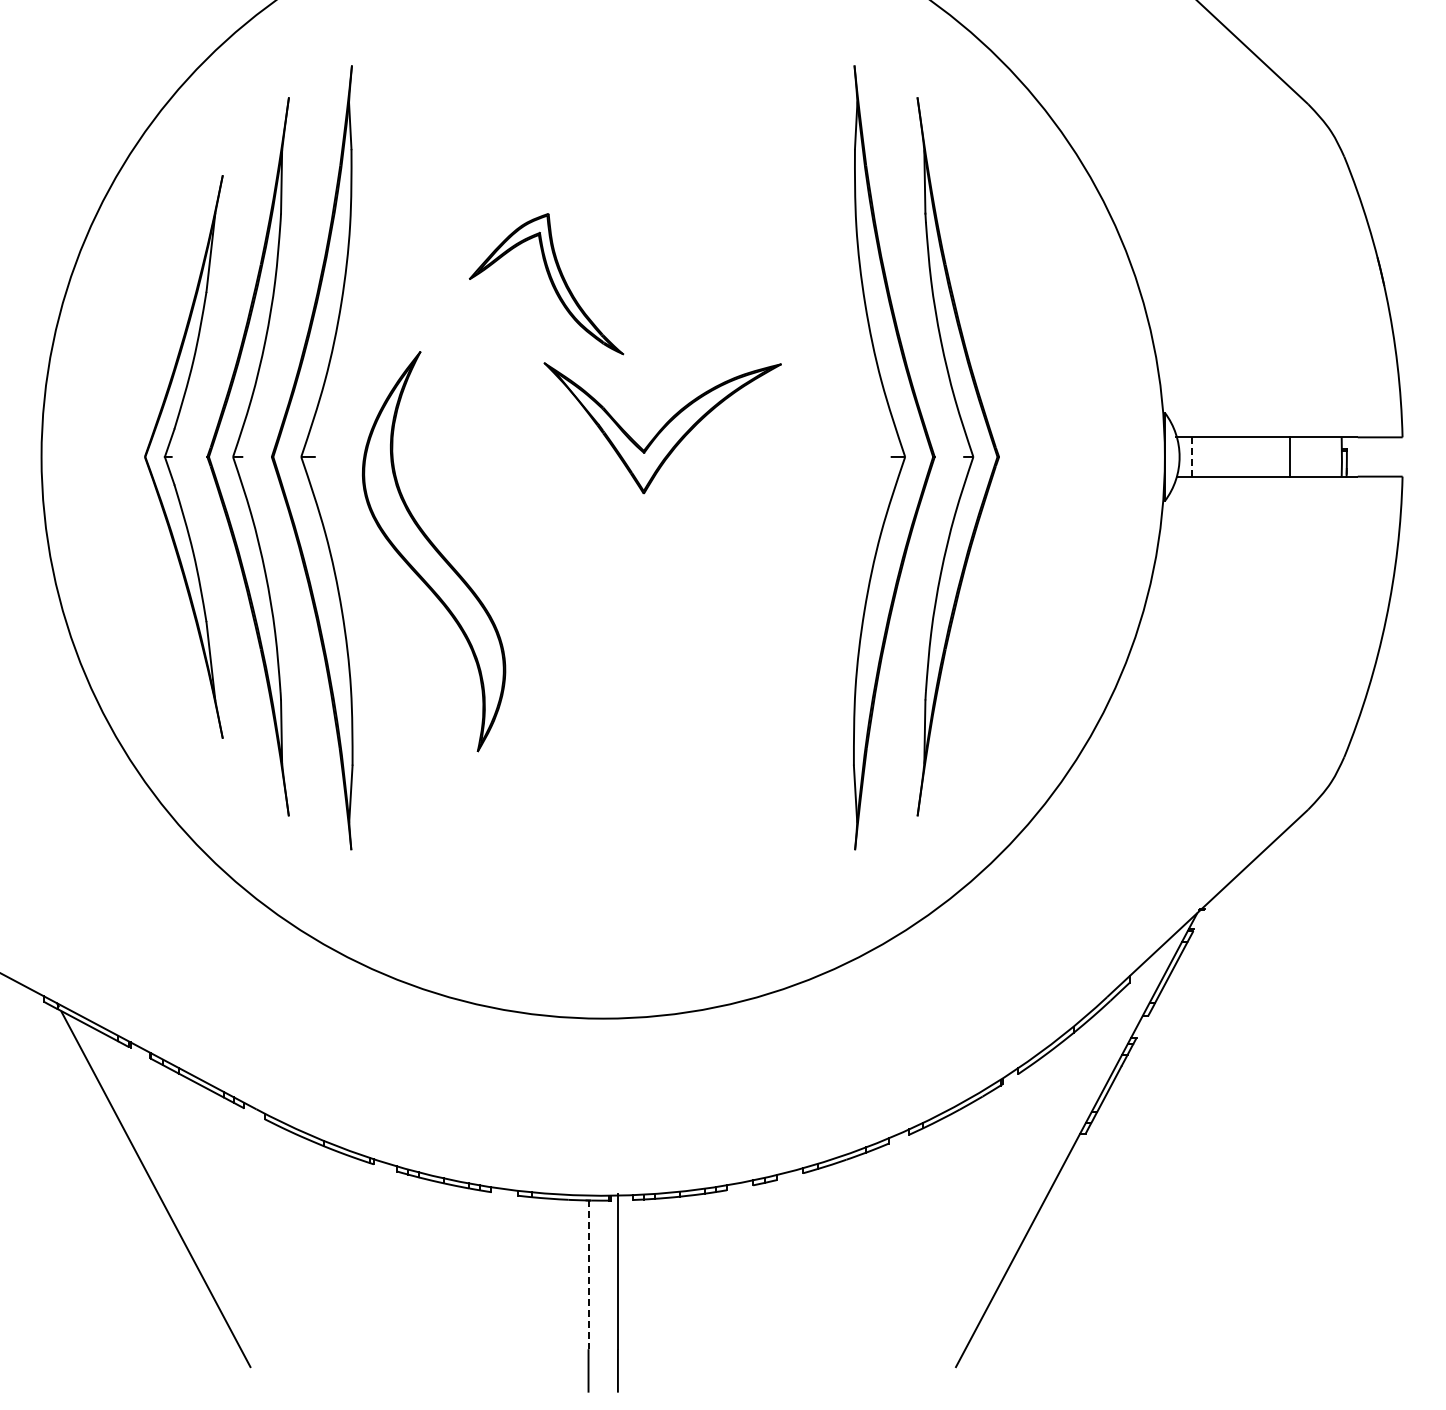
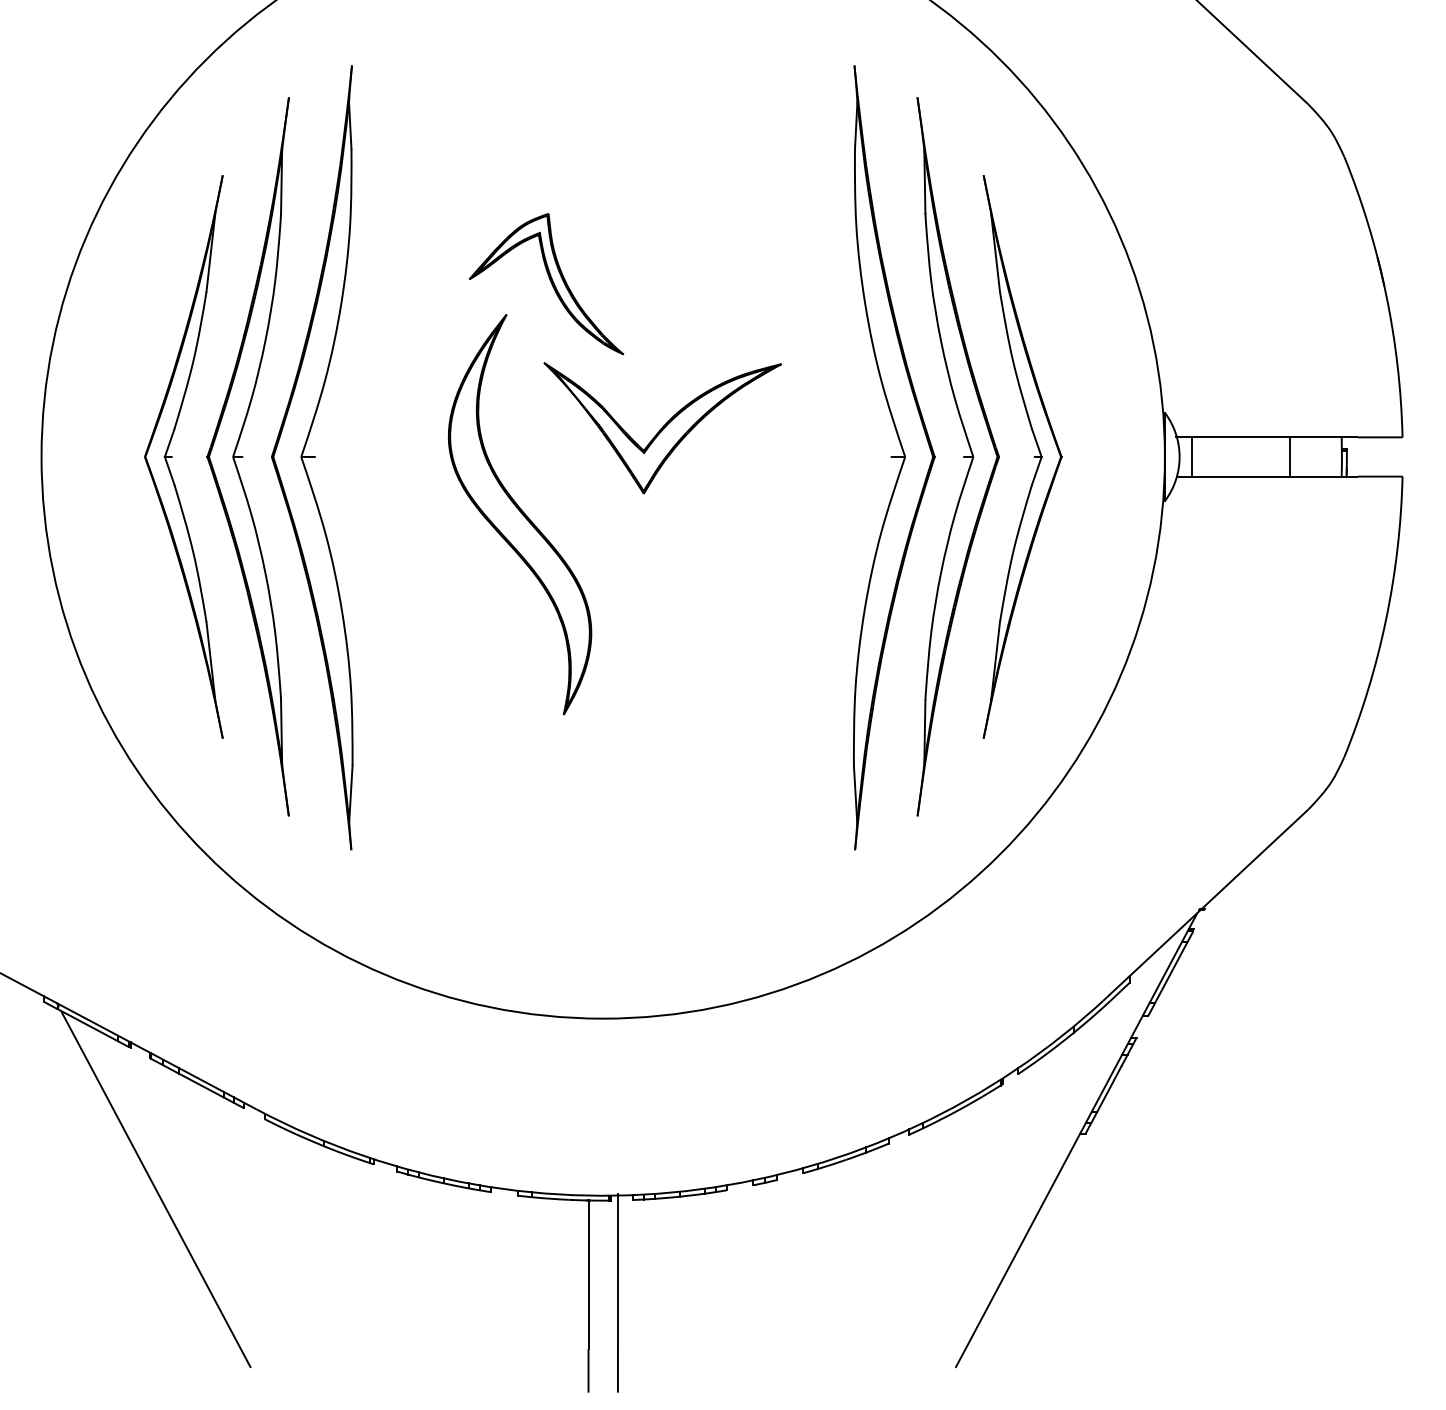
part: none -> present (1033, 456)
line: dashed -> solid (1191, 456)
part position: (434, 551) -> (520, 514) (520, 514)
line: dashed -> solid (588, 1275)
